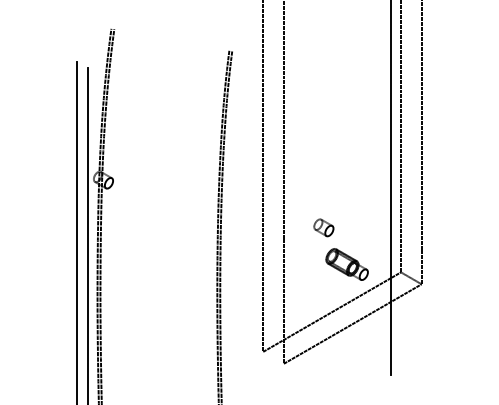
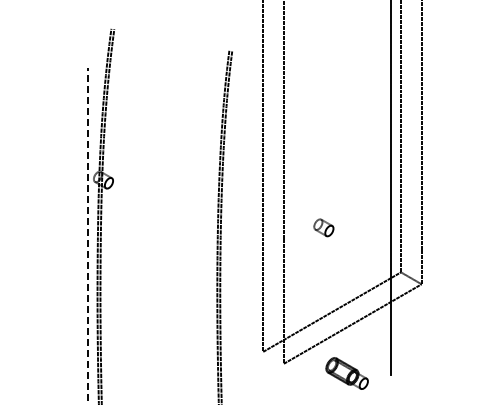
line: present -> none (77, 231)
line: solid -> dashed (88, 235)
part position: (346, 264) -> (346, 373) (346, 373)
